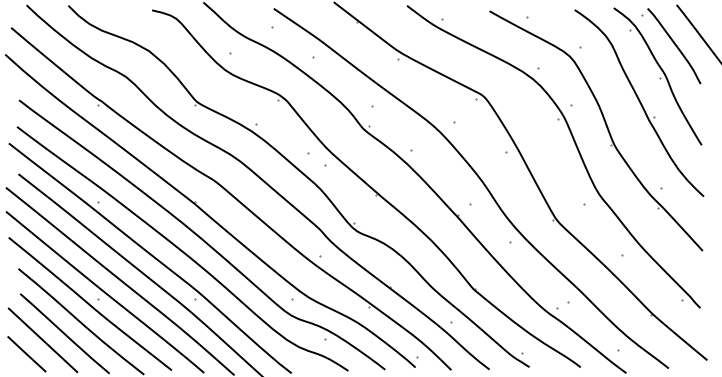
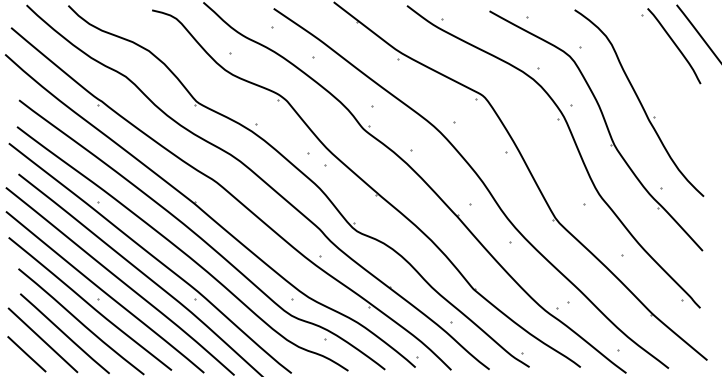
part: present -> none (657, 76)
